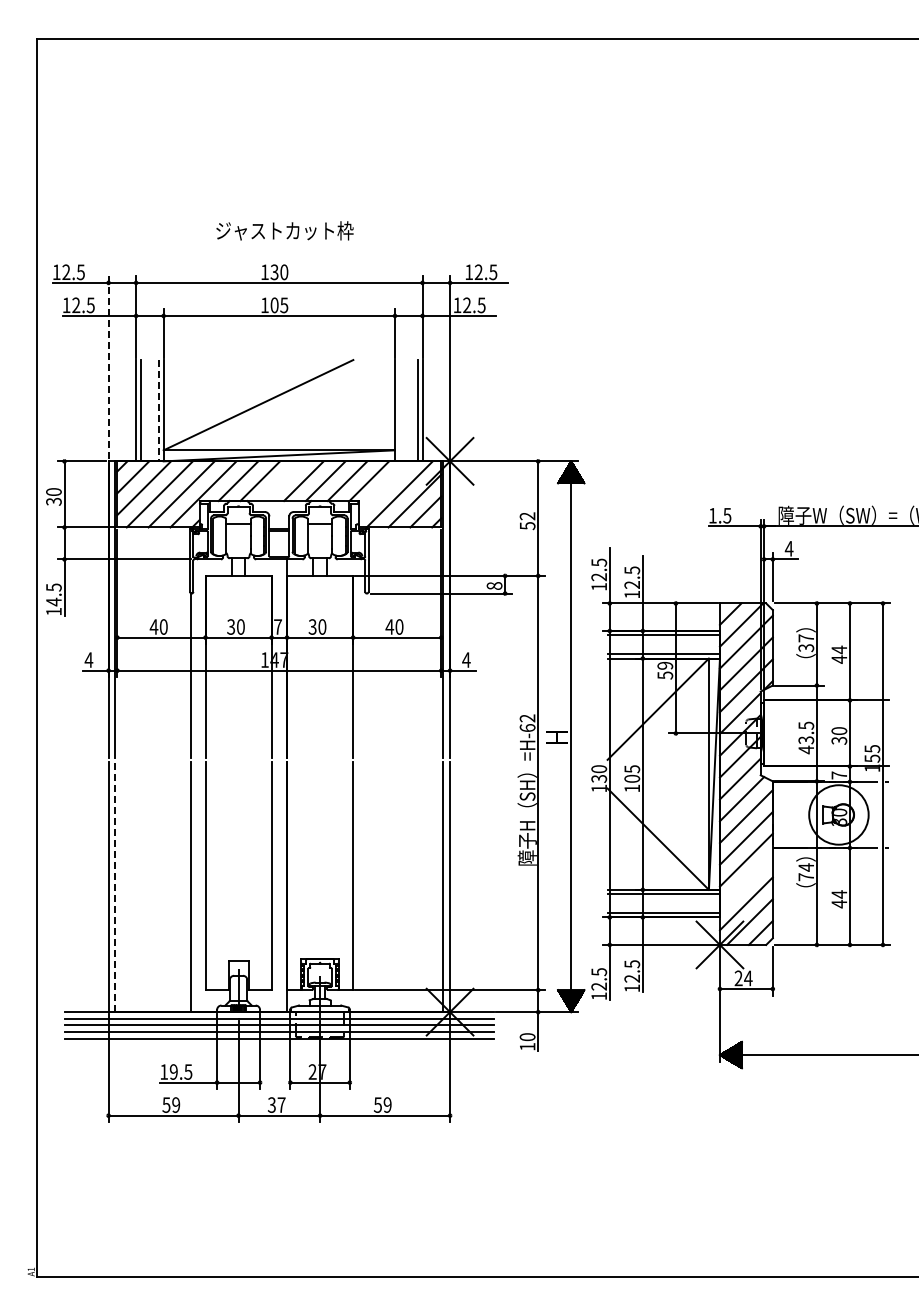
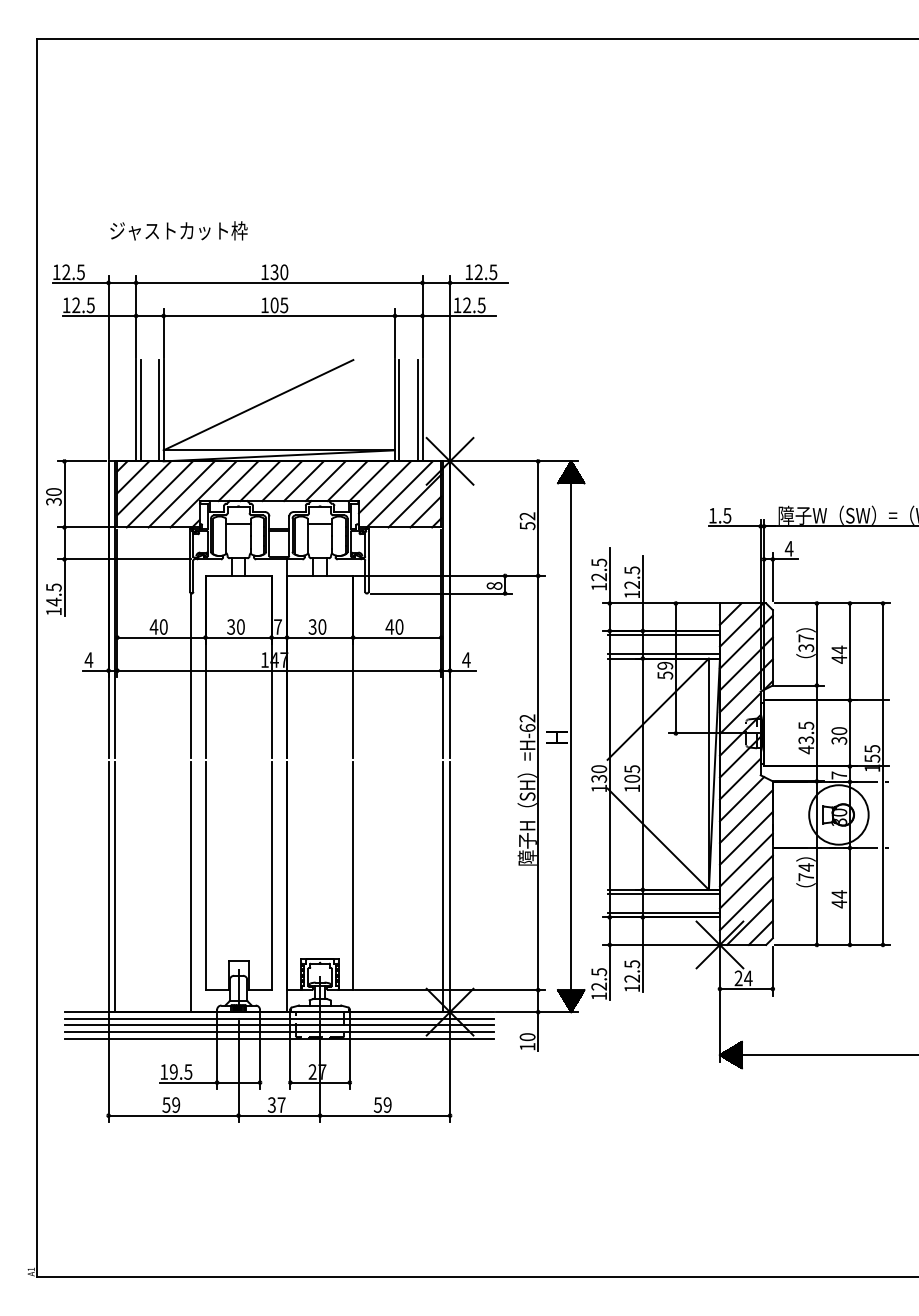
text position: (284, 230) -> (178, 230) (178, 230)
line: dashed -> solid (108, 367)
line: dashed -> solid (159, 410)
line: none -> present (399, 410)
line: none -> present (281, 481)
line: none -> present (384, 487)
line: none -> present (745, 881)
line: dashed -> solid (115, 886)
